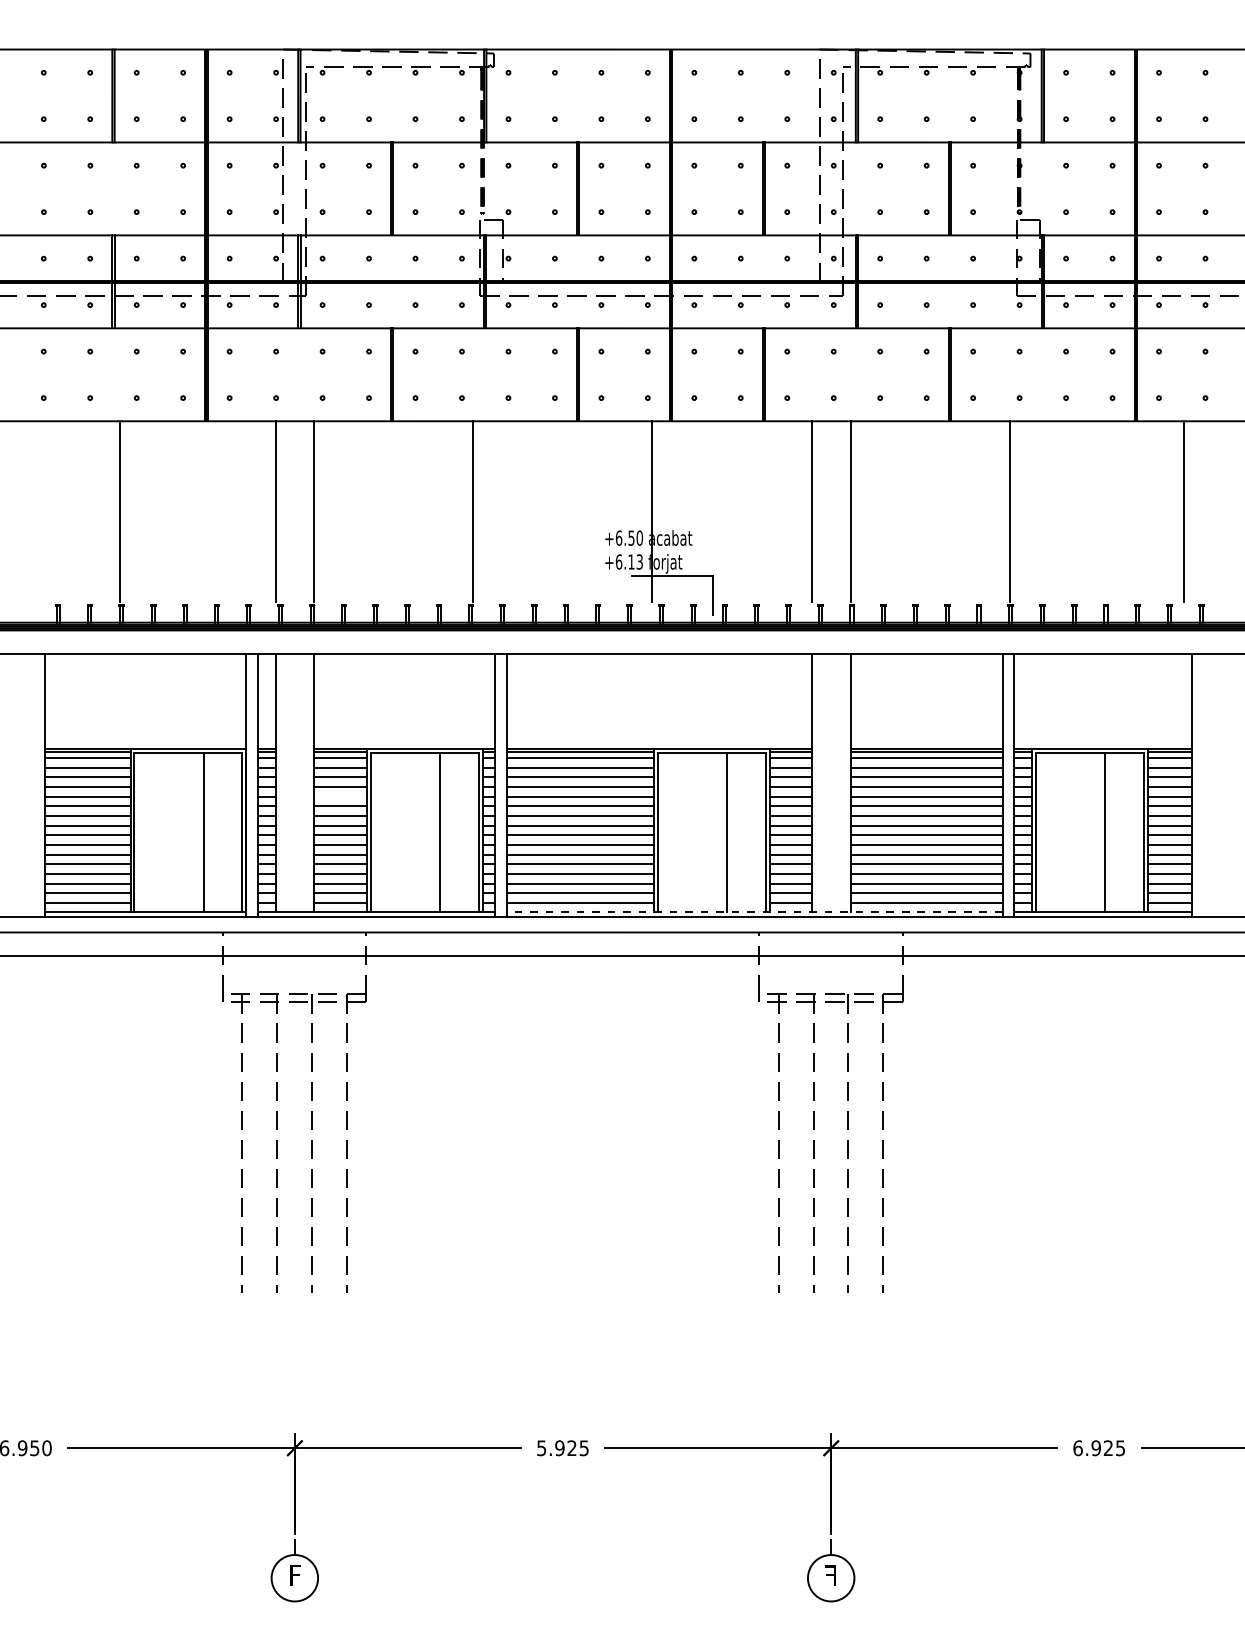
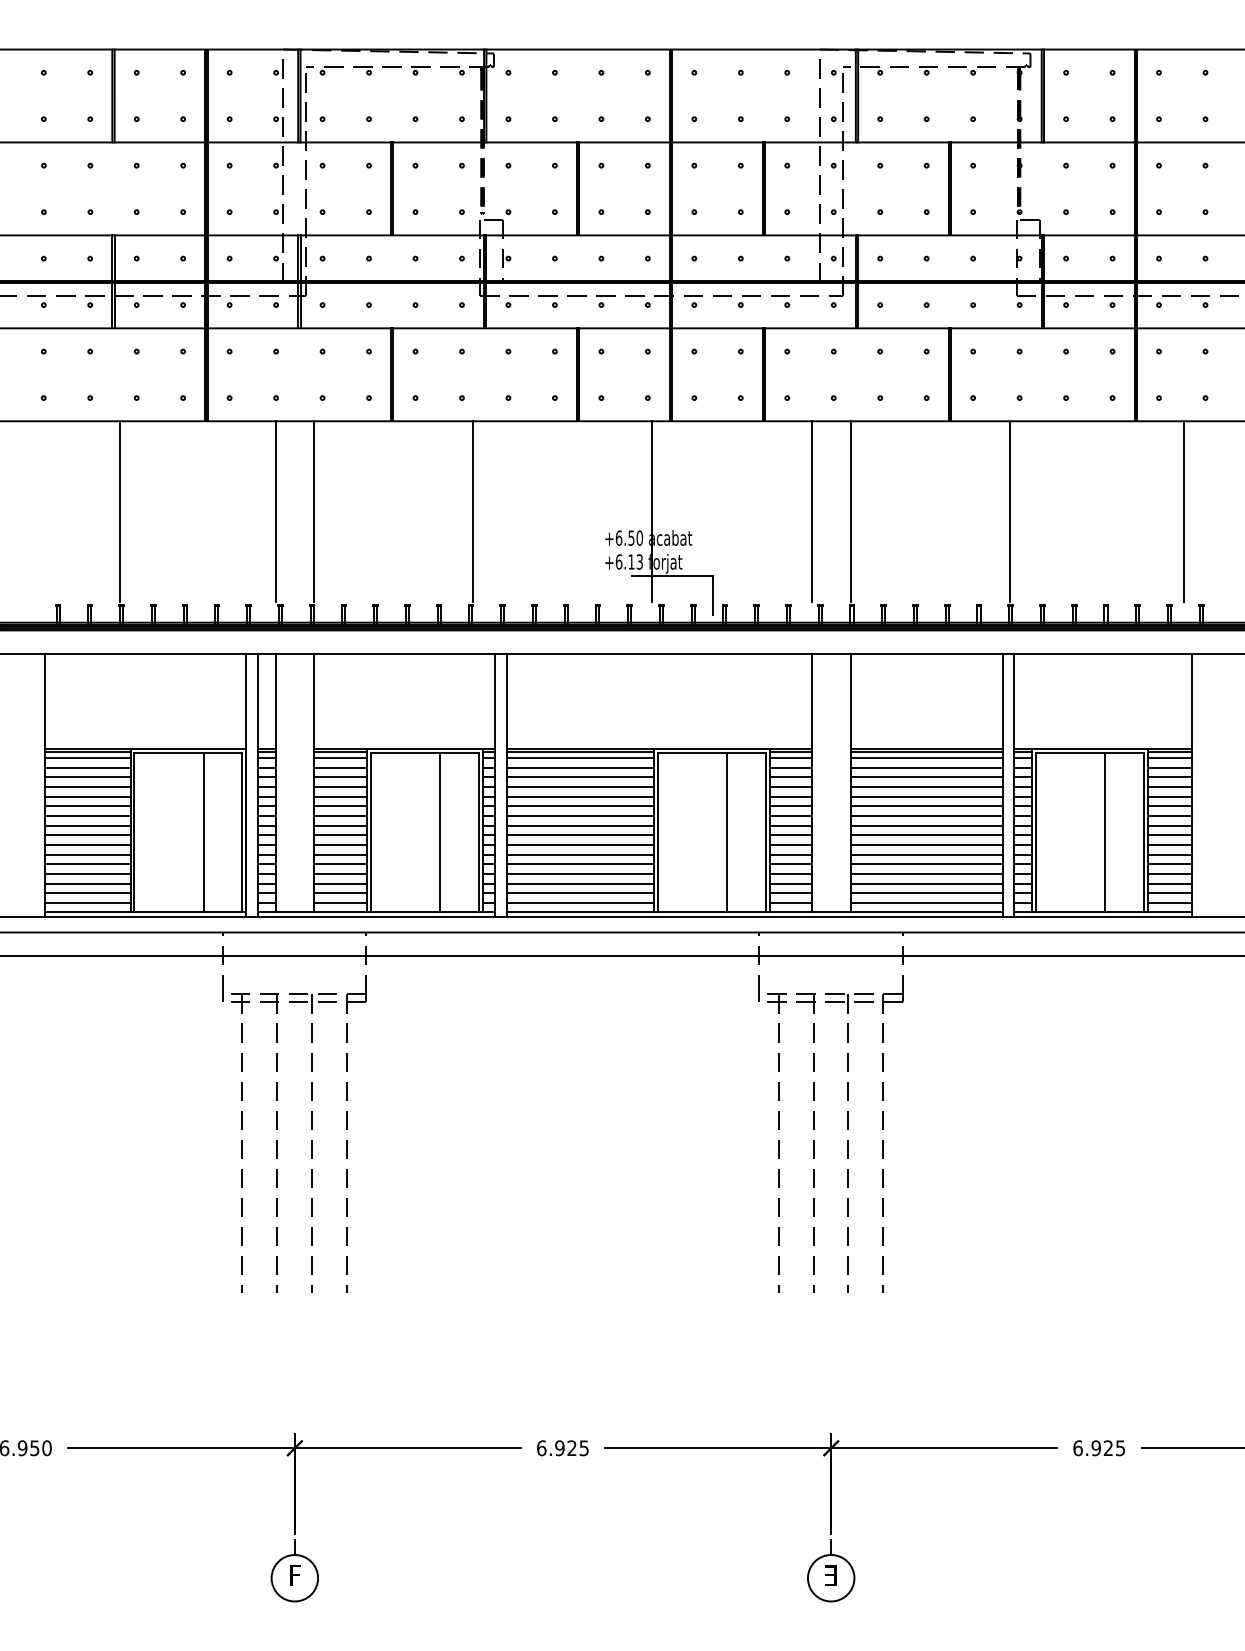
line: none -> present (340, 796)
line: dashed -> solid (754, 911)
text: 5.925 -> 6.925 (541, 1448)
text: F -> E (830, 1575)
